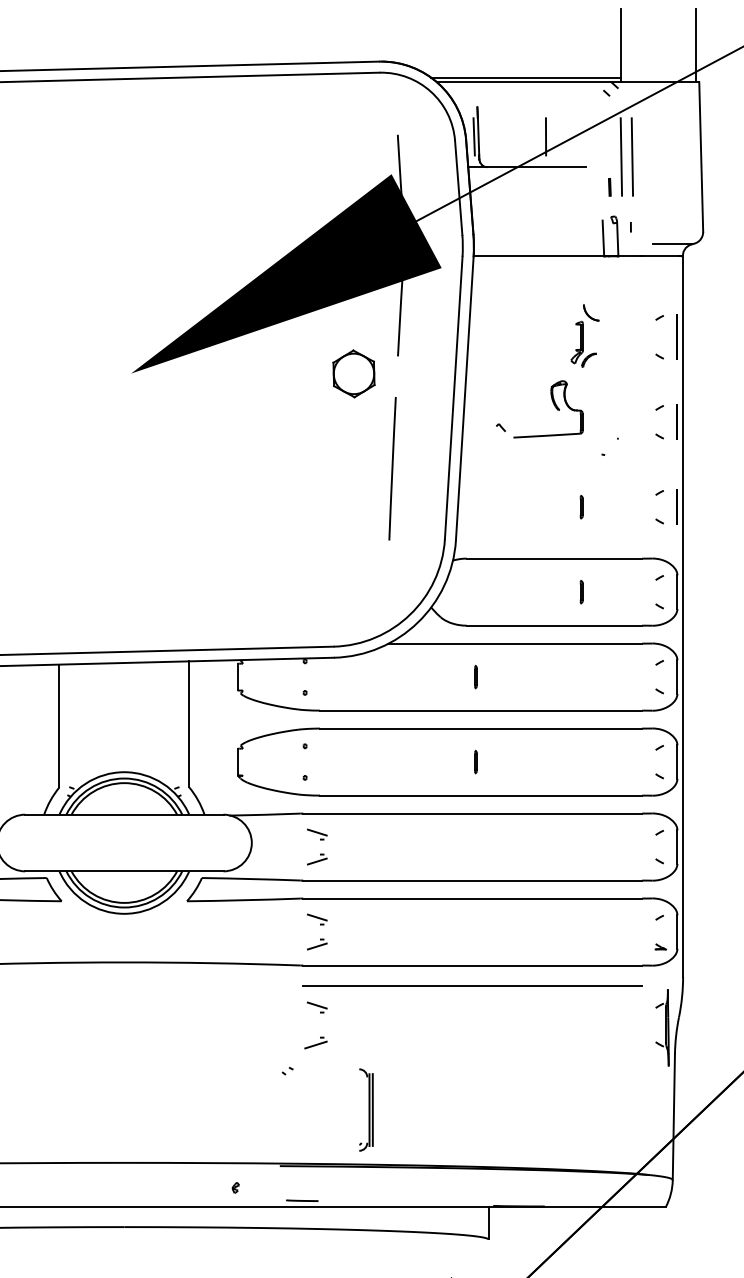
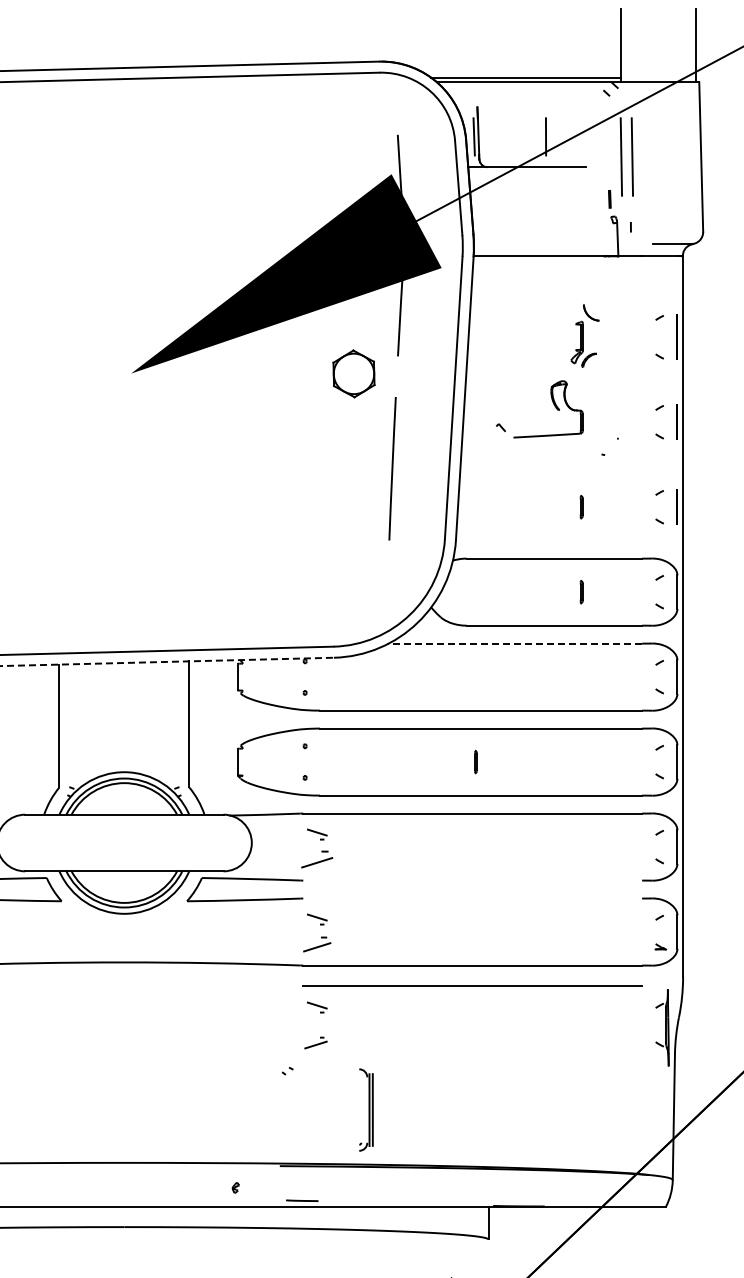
line position: (609, 187) -> (609, 199) (609, 199)
line: present -> none (603, 238)
line: solid -> dashed (514, 643)
line: solid -> dashed (166, 661)
line: present -> none (475, 676)
part size: 21x13 px -> 33x19 px (317, 859)
line: present -> none (472, 880)
line: present -> none (472, 898)
part size: 21x13 px -> 29x17 px (317, 944)
